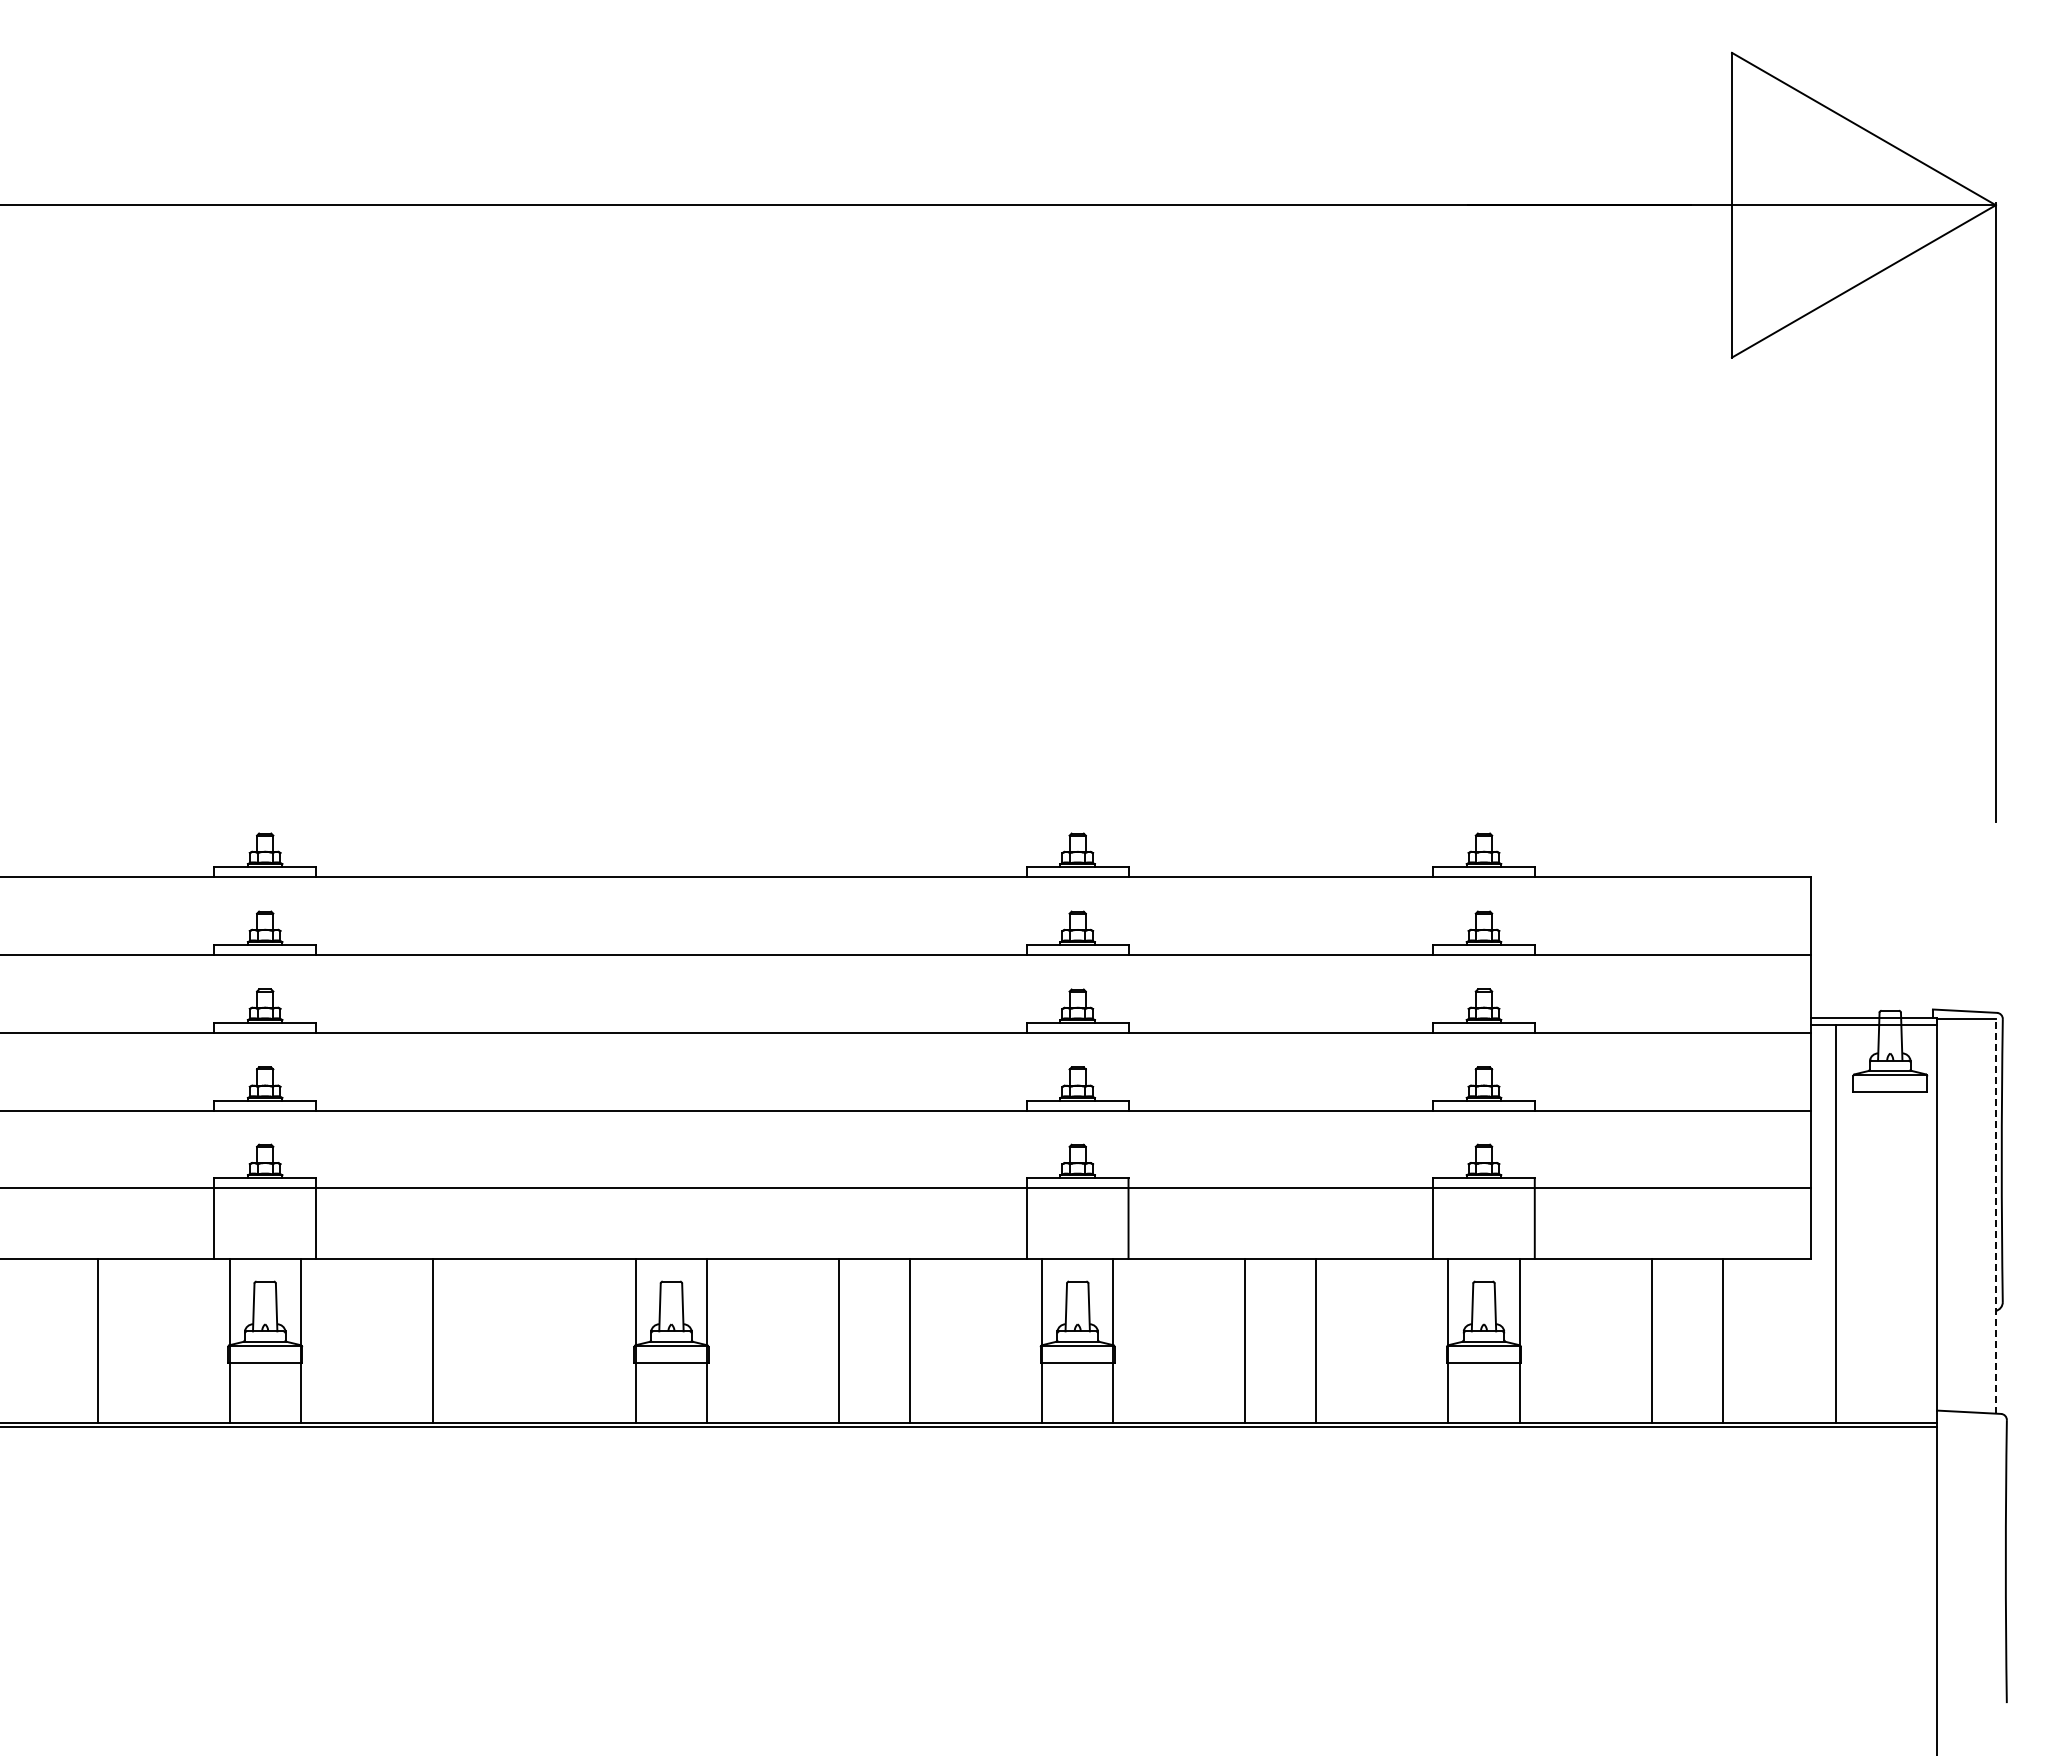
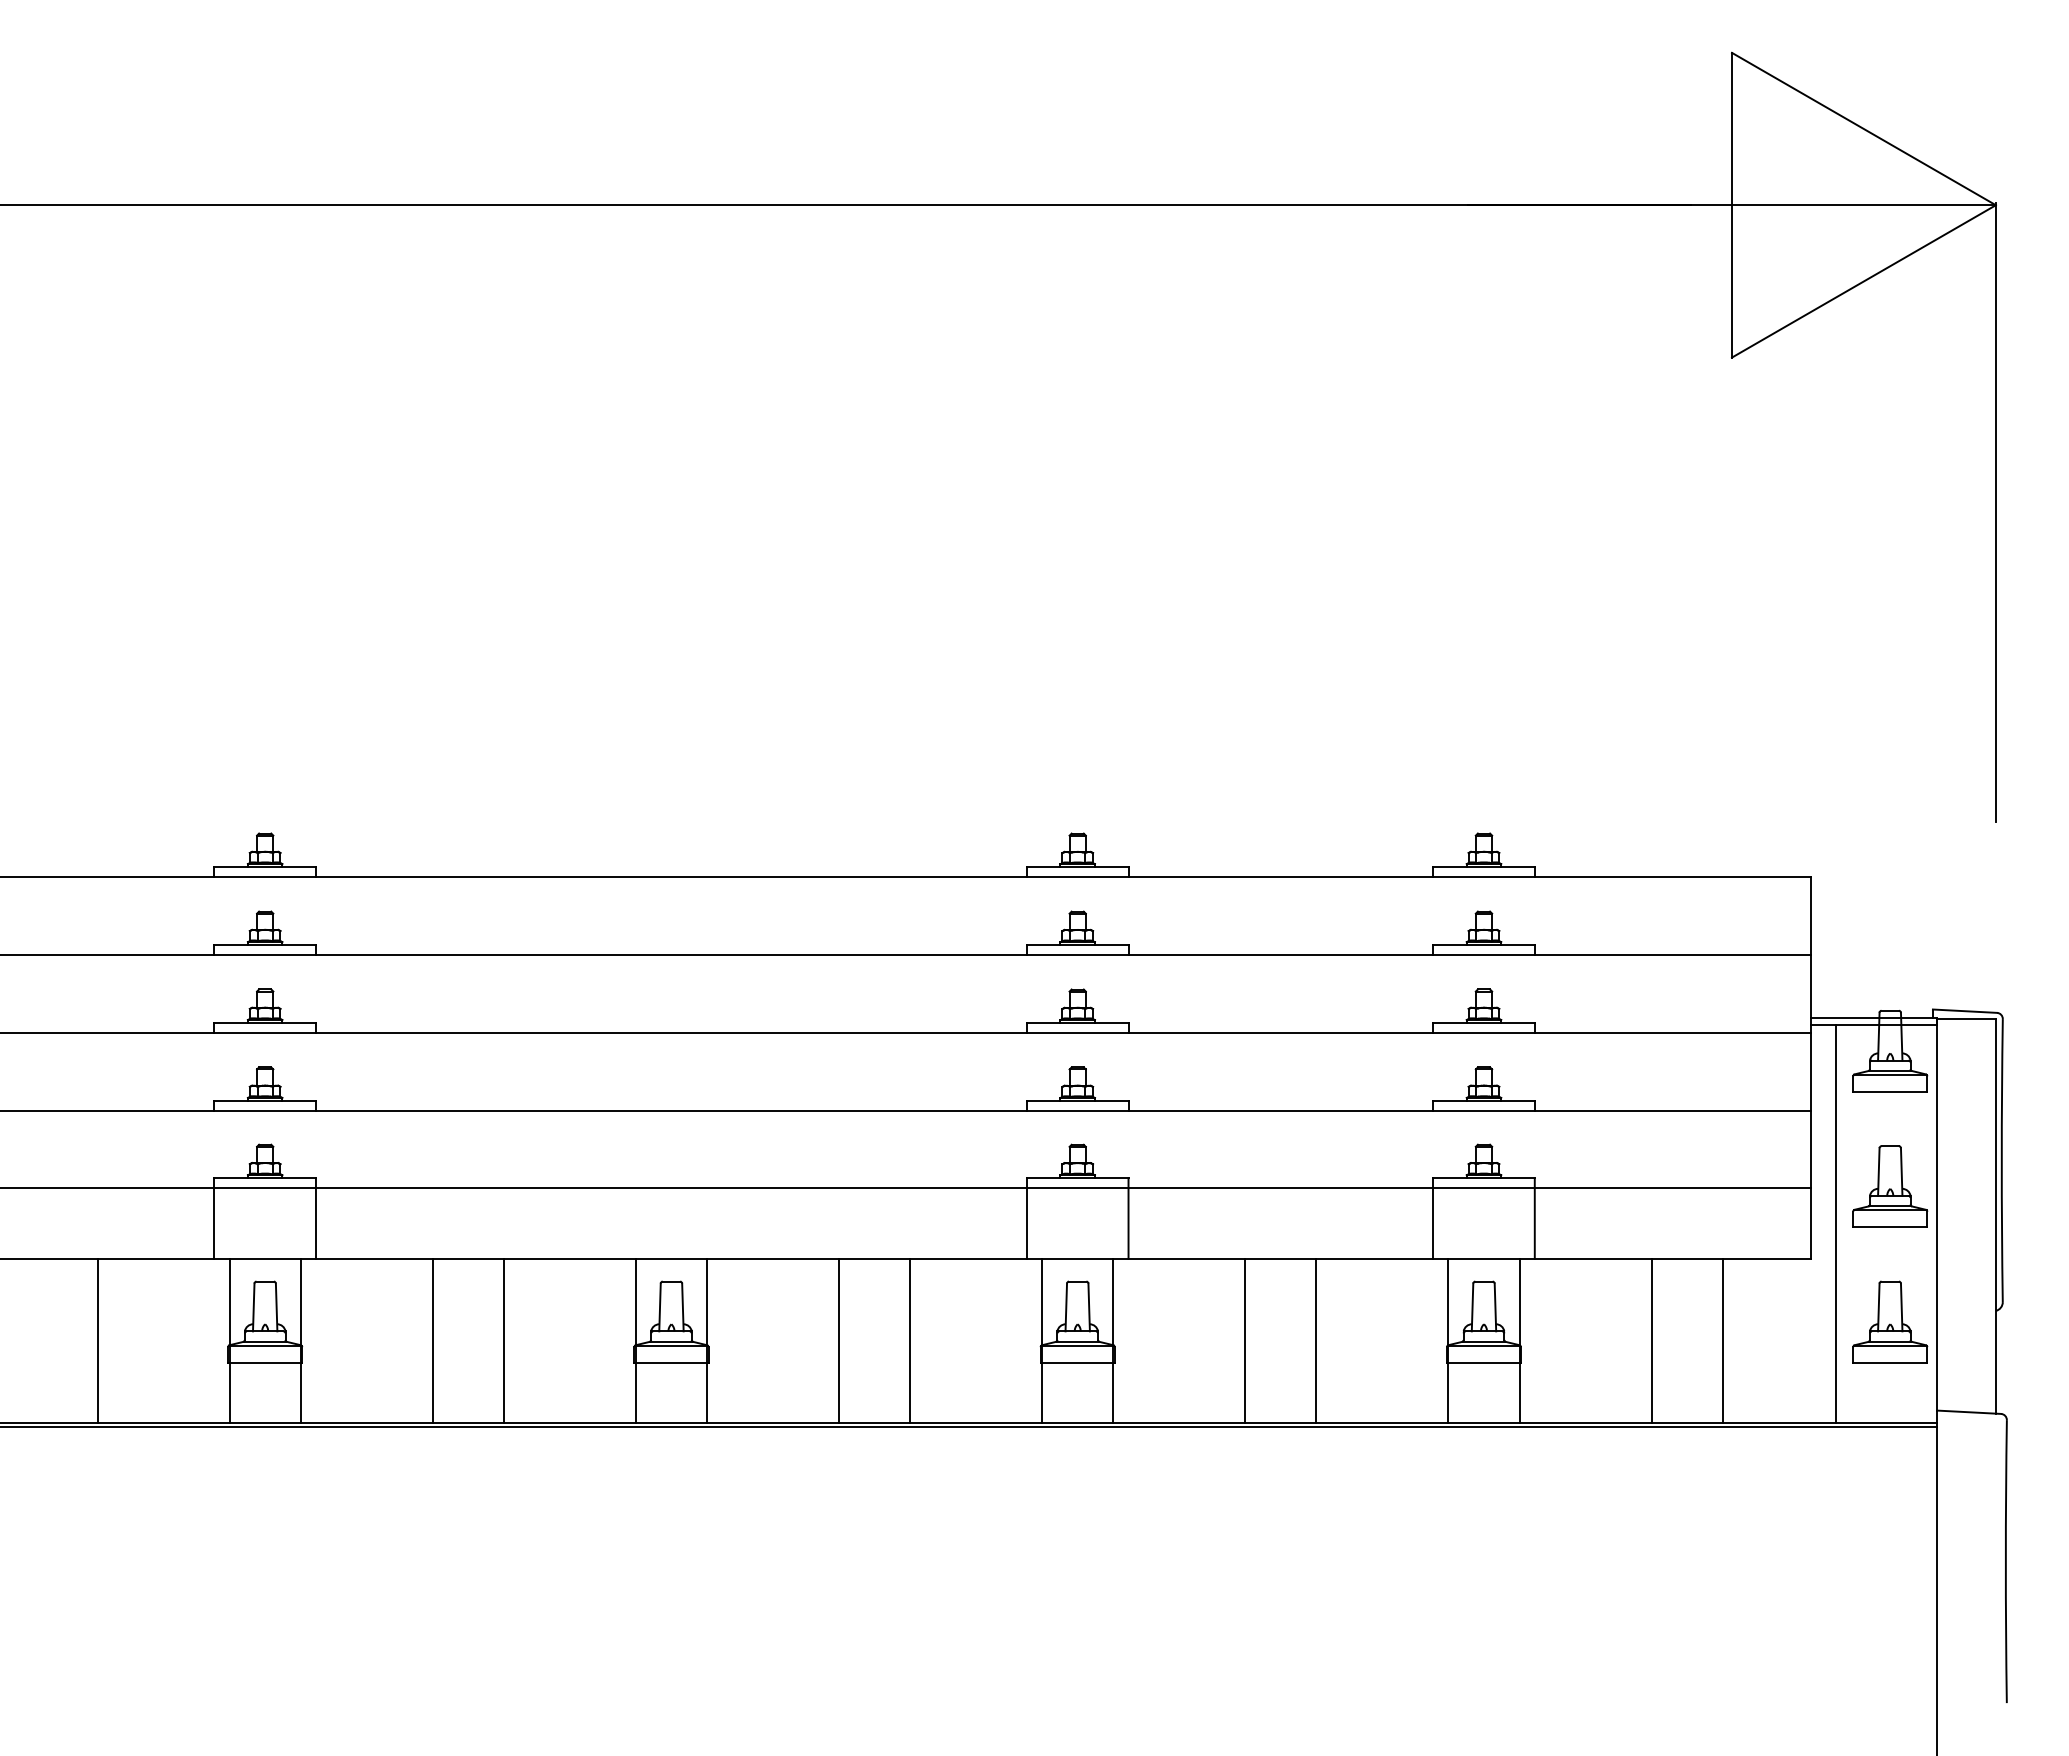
part: none -> present (1890, 1186)
line: dashed -> solid (1995, 1216)
part: none -> present (1890, 1321)
line: none -> present (503, 1340)
